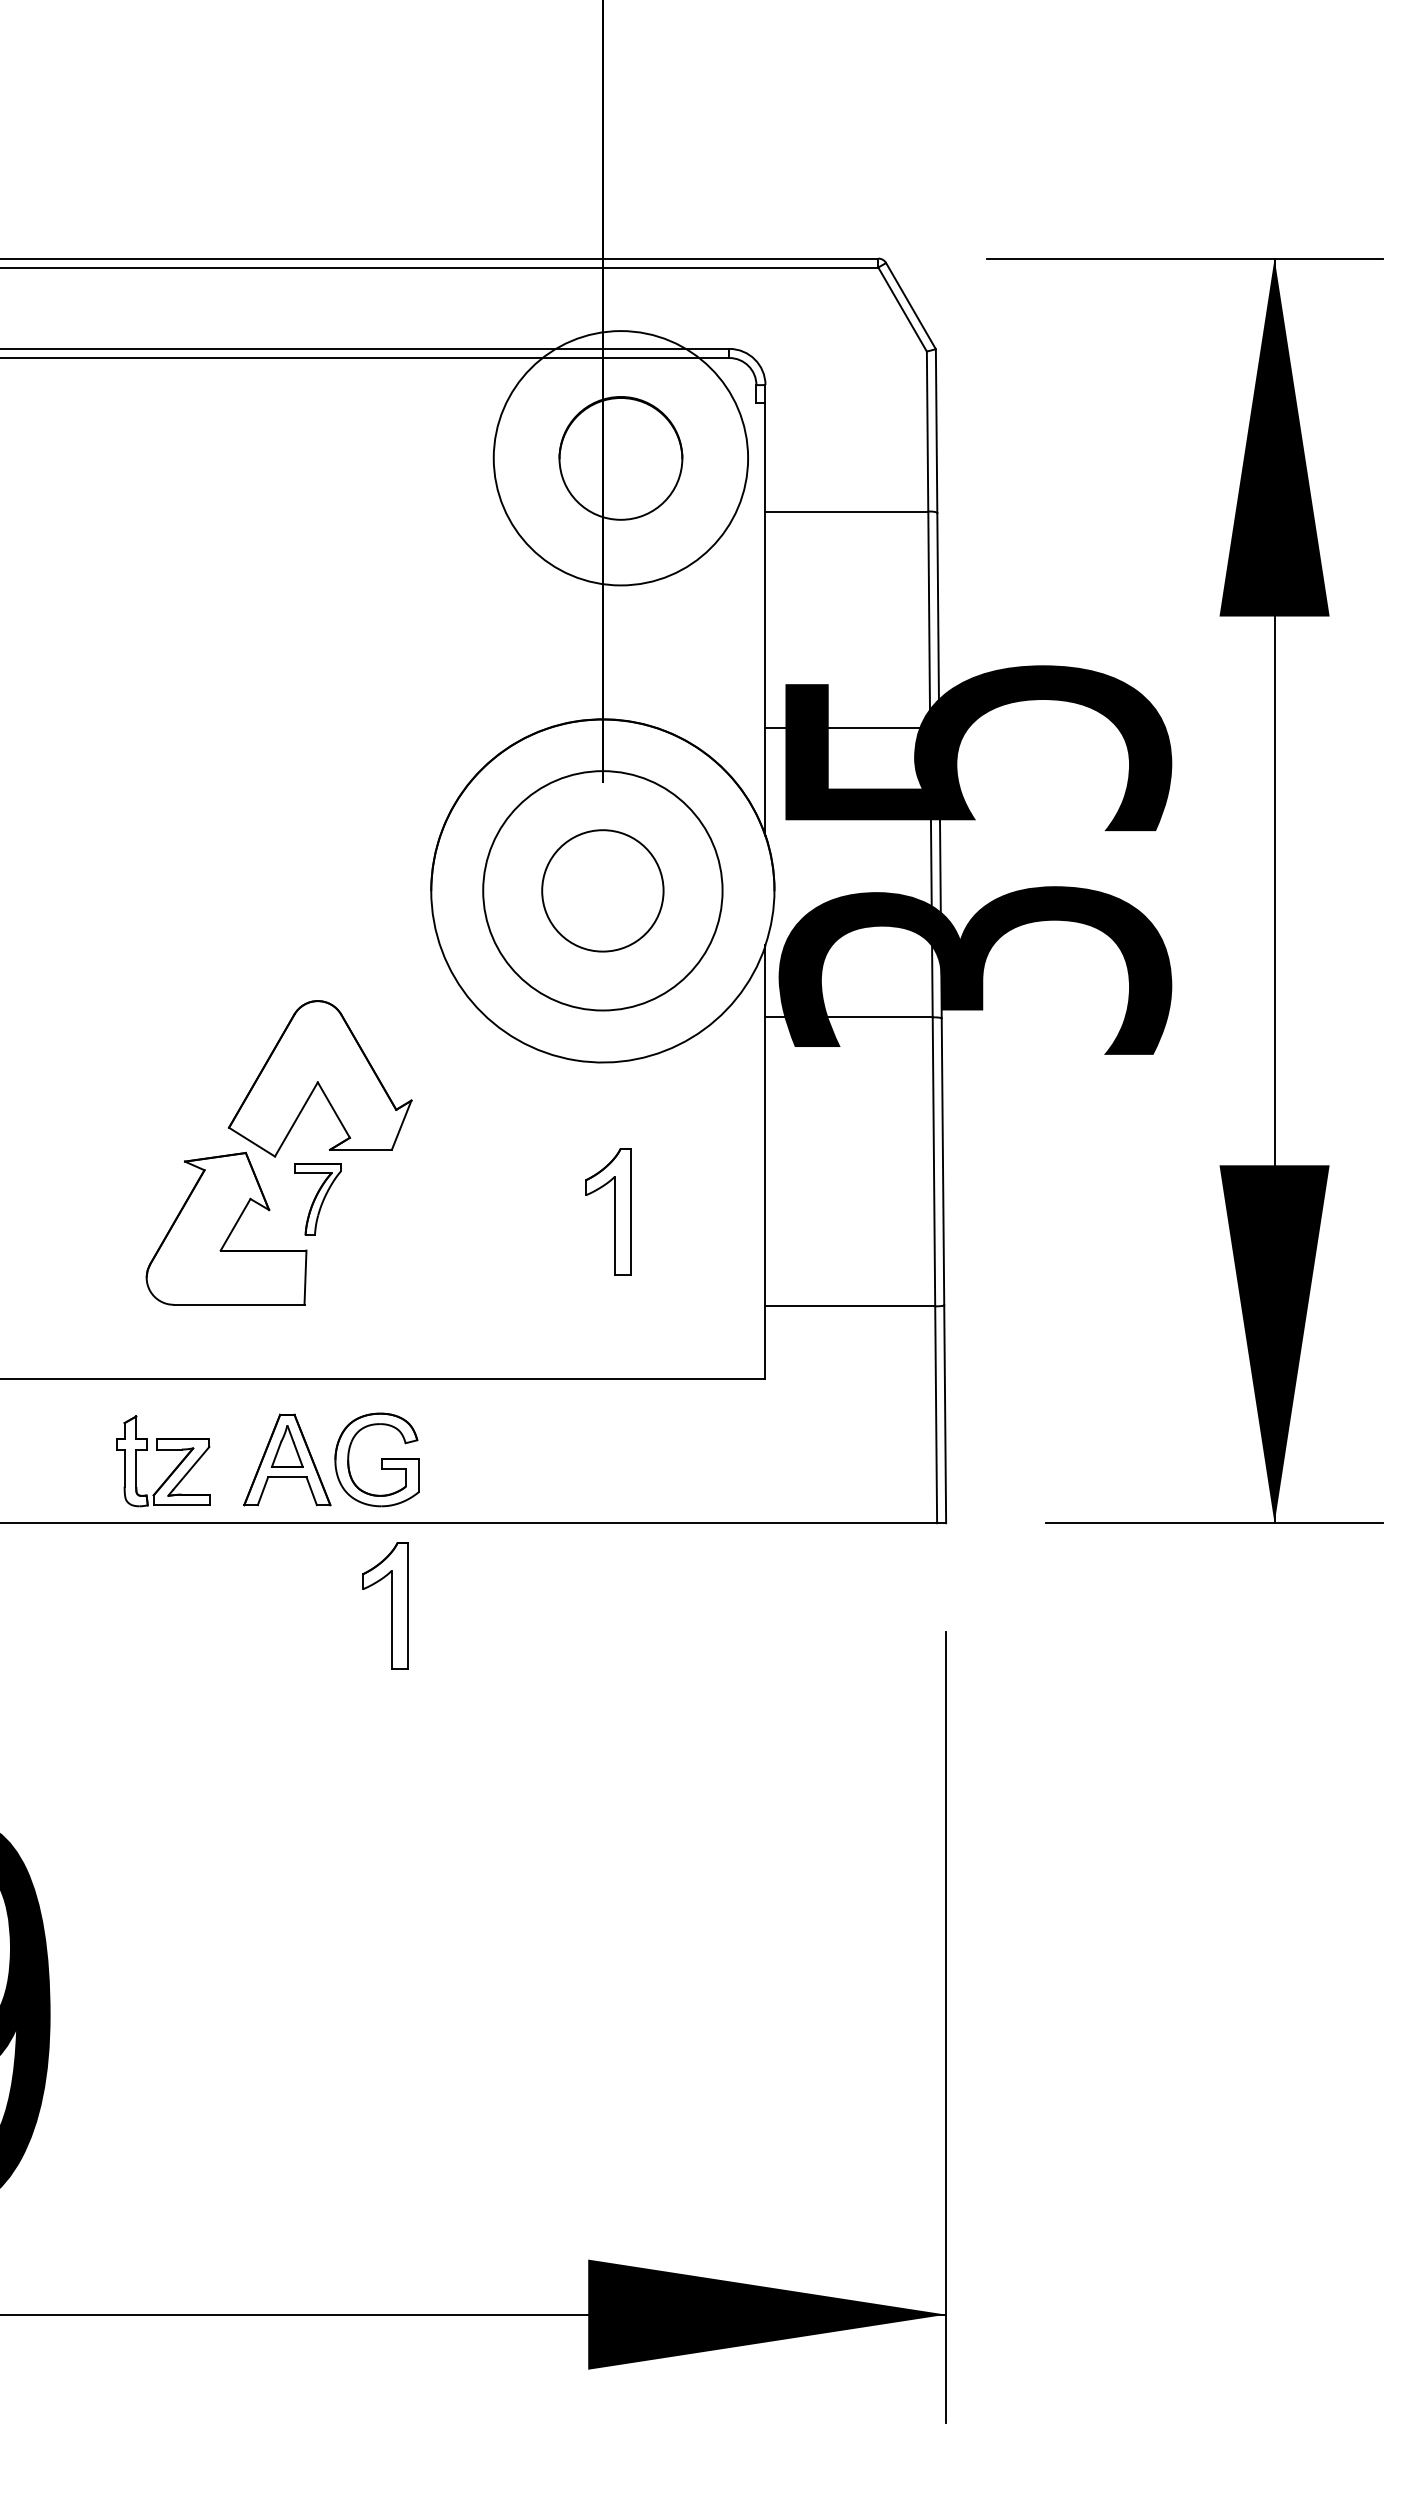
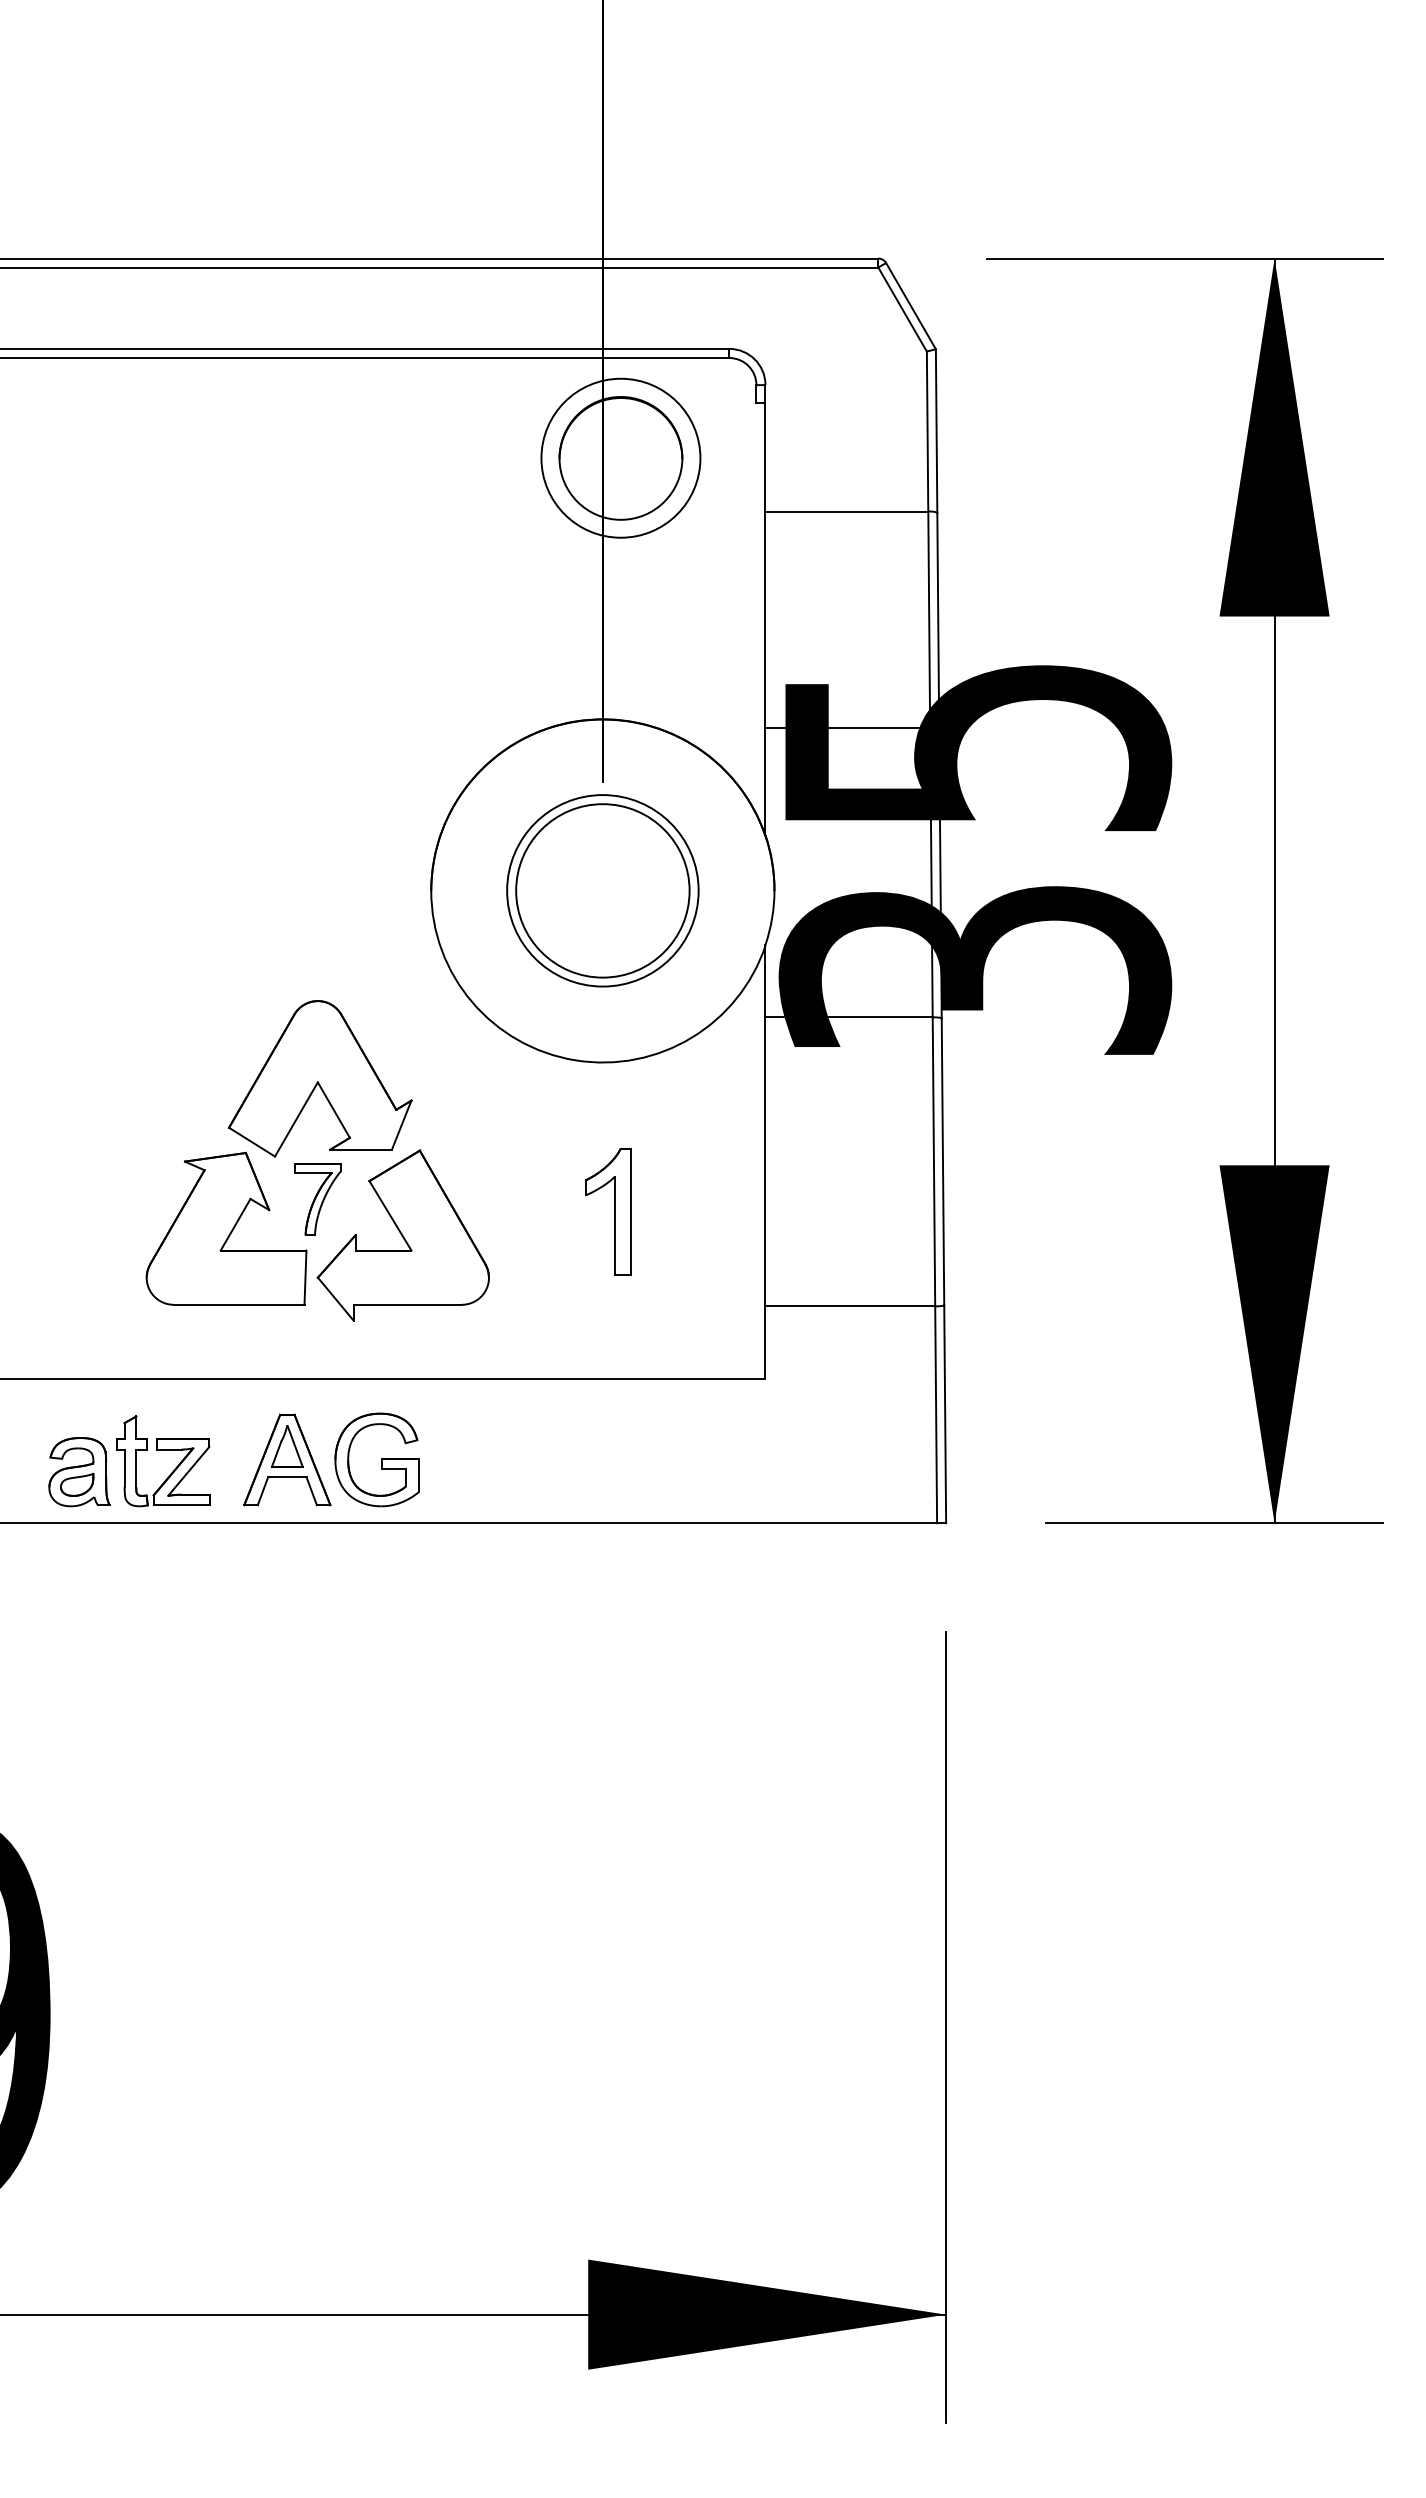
circle diameter: 254 px -> 159 px (620, 457)
circle diameter: 121 px -> 173 px (602, 890)
circle diameter: 239 px -> 191 px (602, 890)
part: none -> present (402, 1235)
part: none -> present (79, 1472)
part: present -> none (385, 1605)
